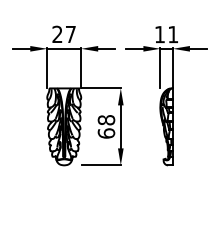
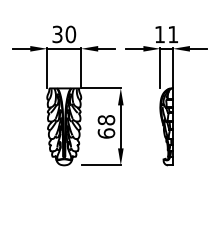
text: 27 -> 30 (64, 34)
